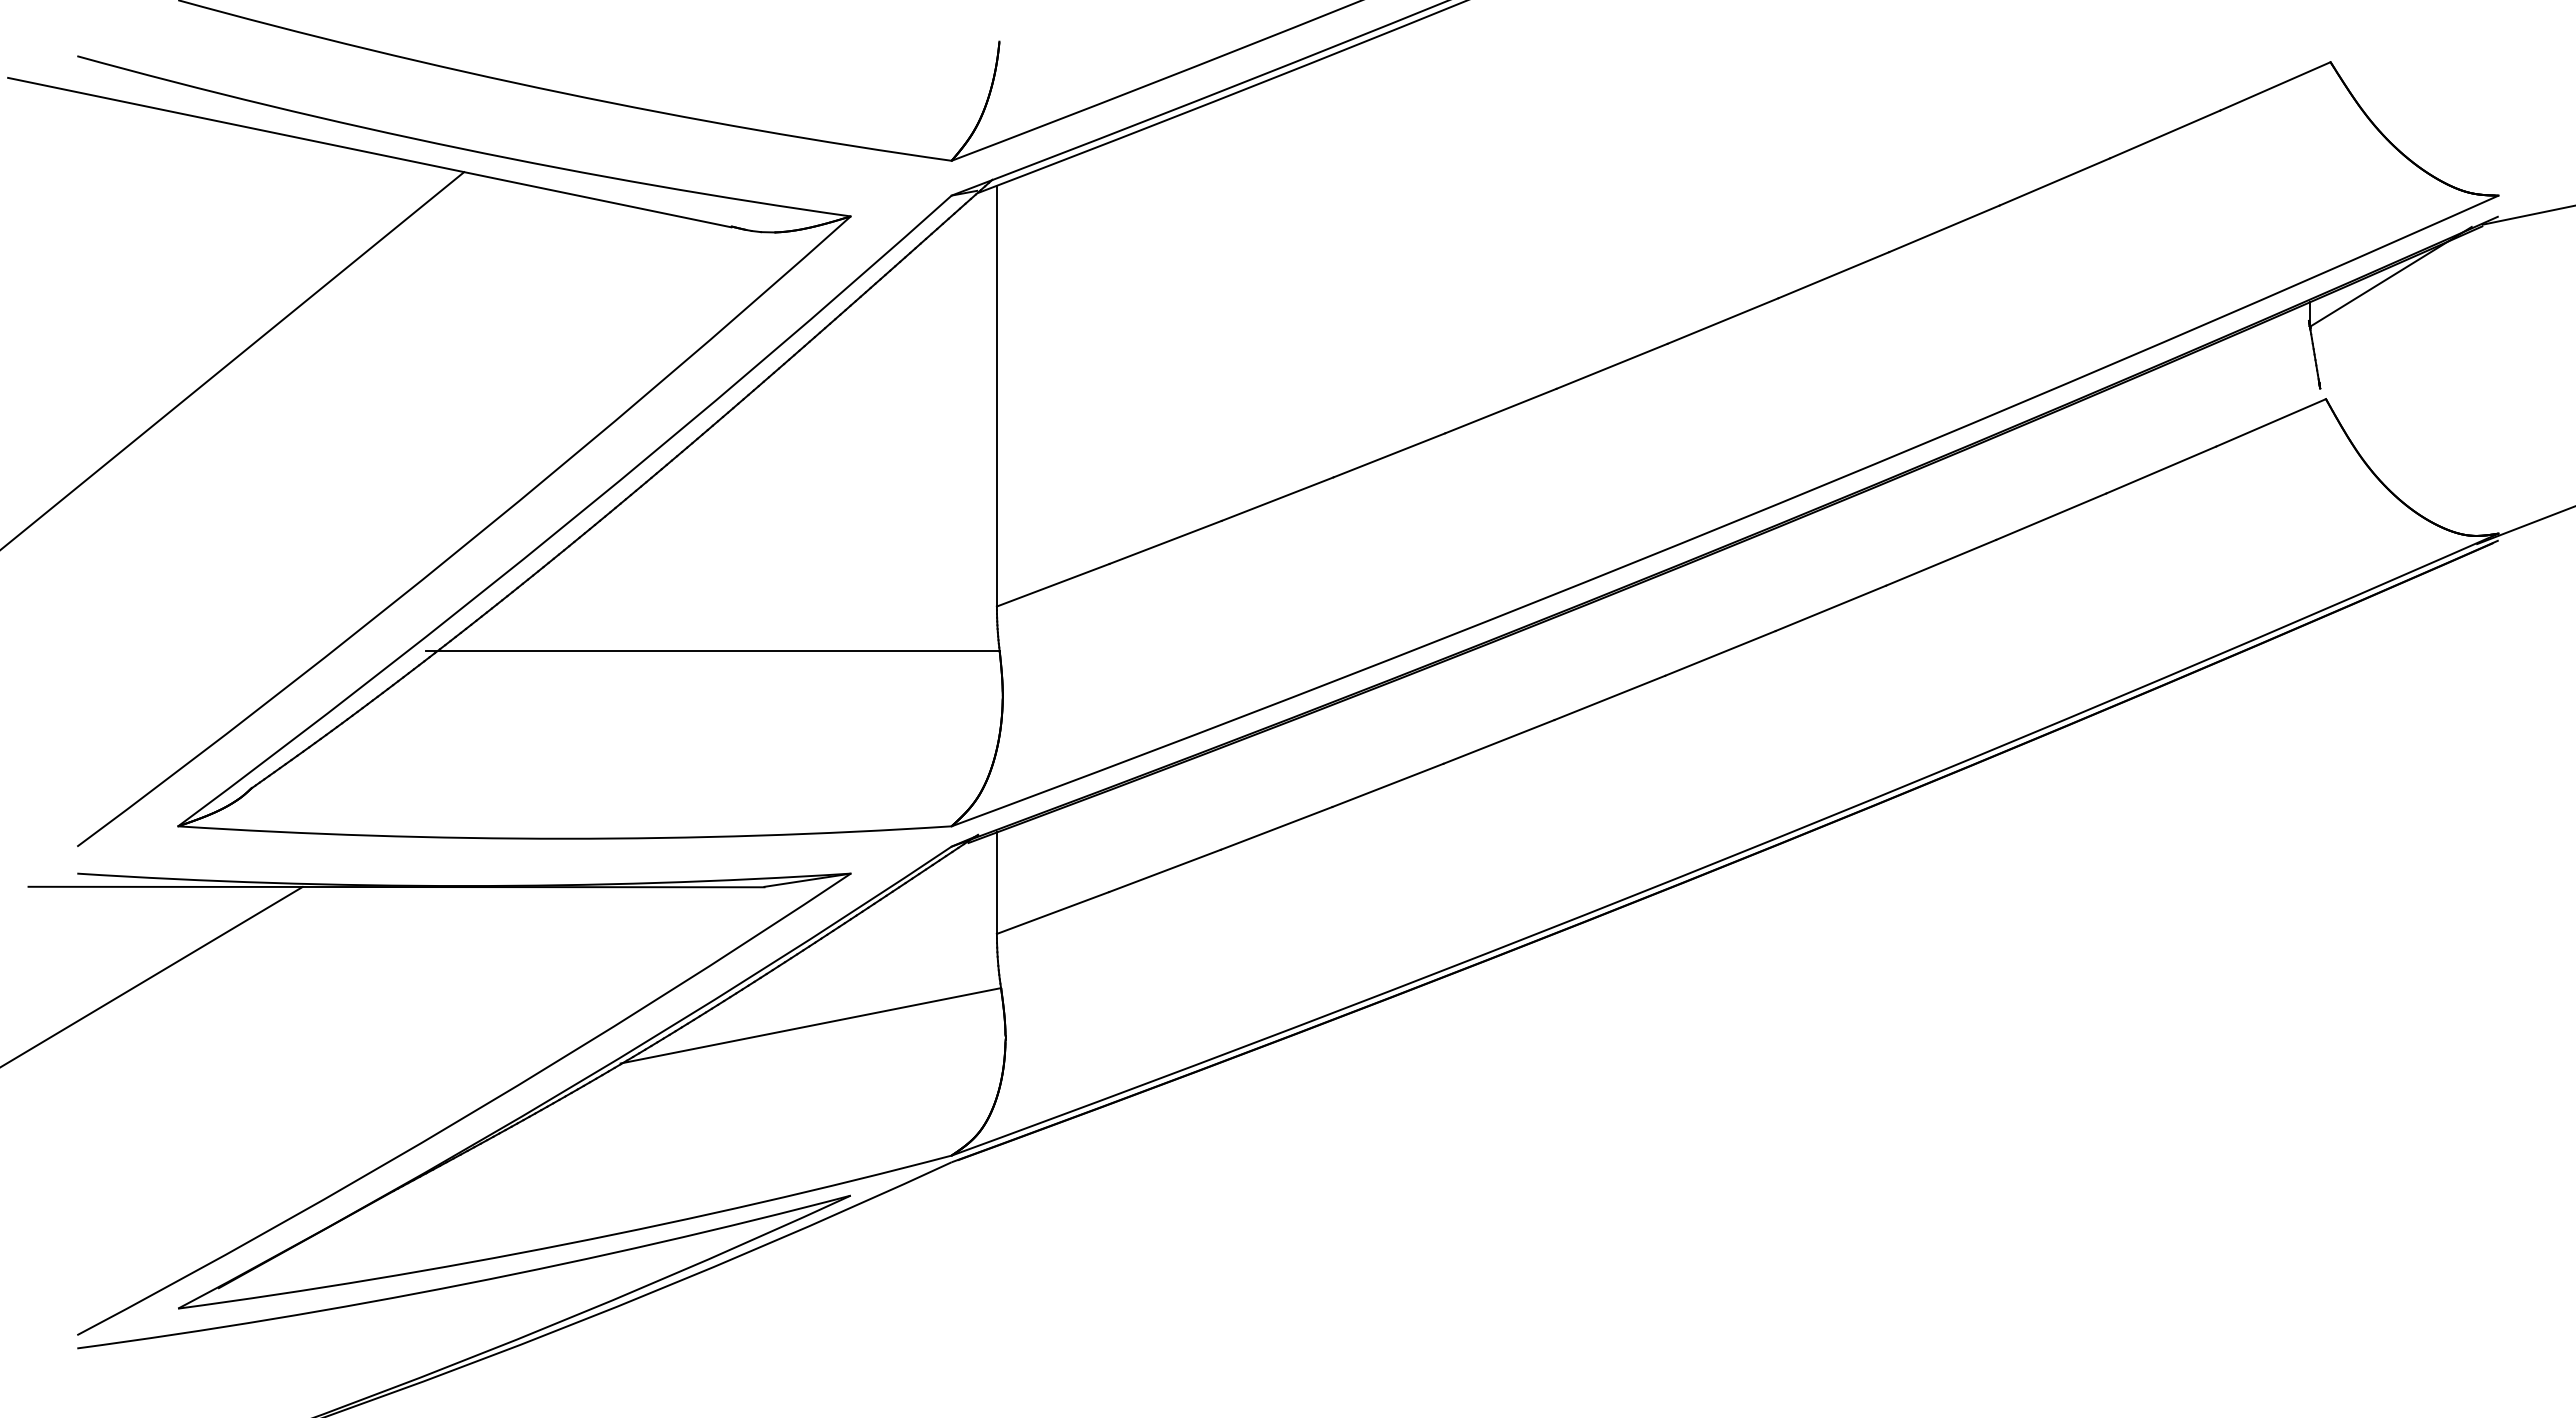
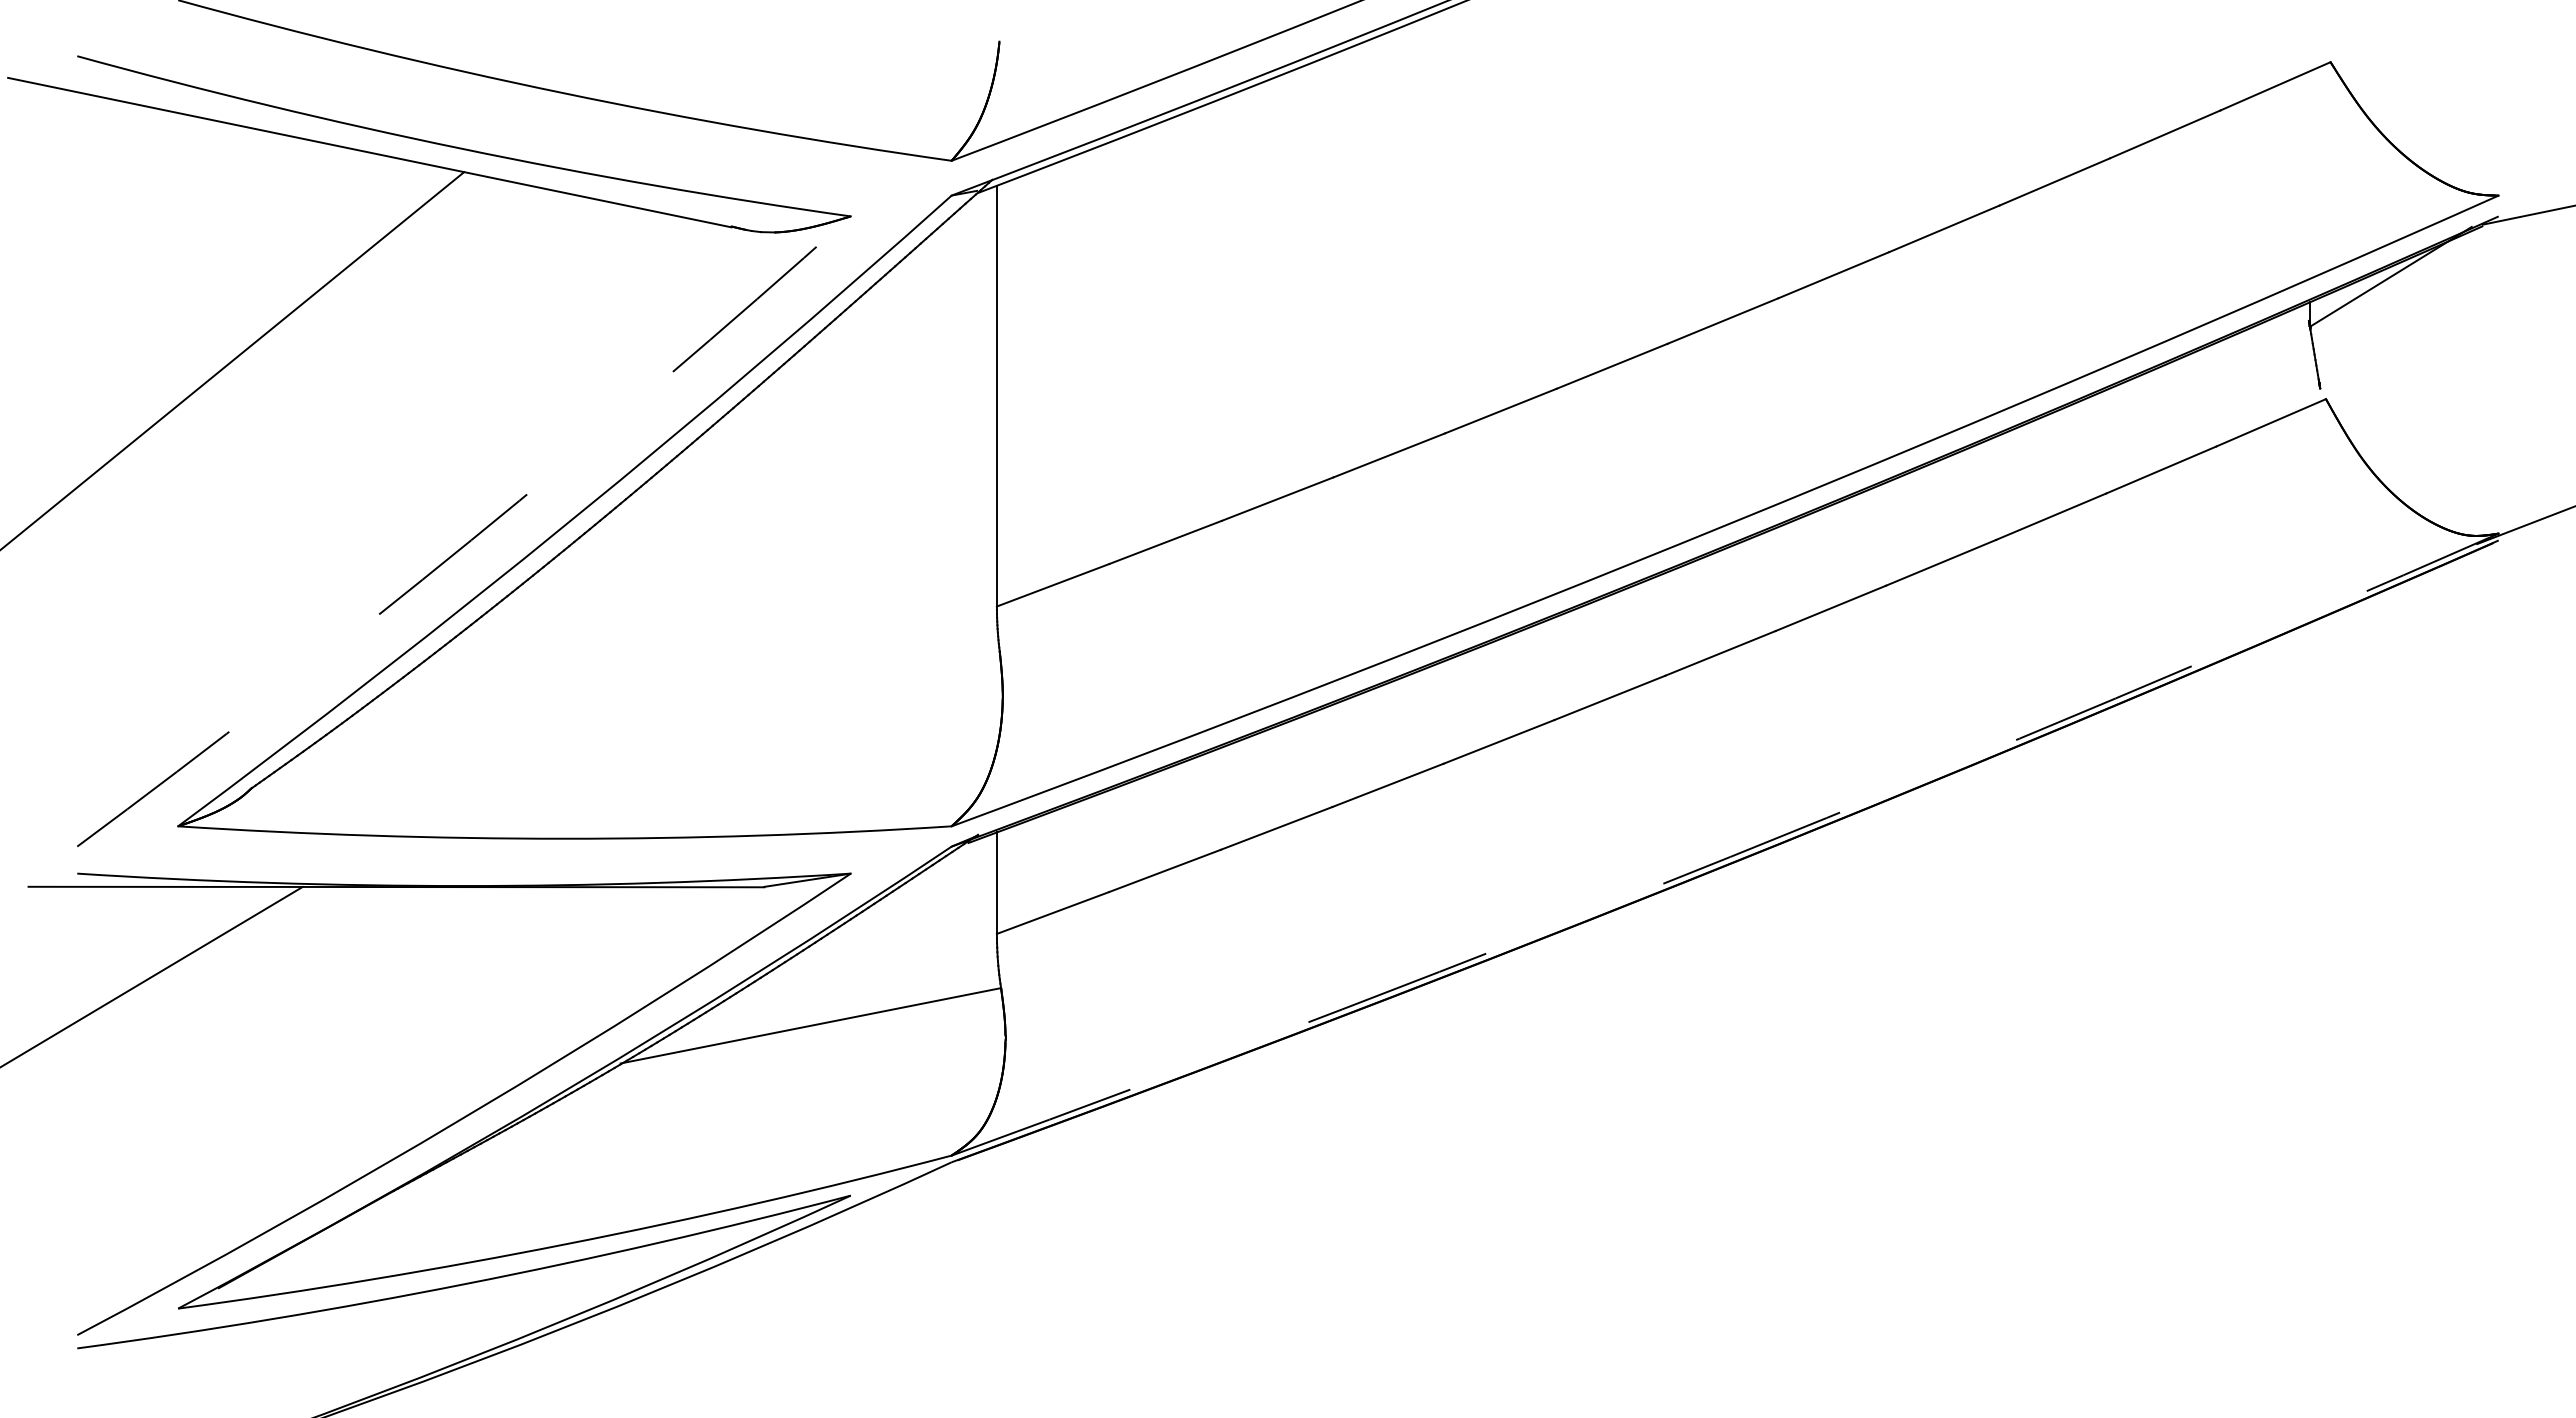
arc: solid -> dashed (471, 540)
line: present -> none (712, 651)
arc: solid -> dashed (1730, 857)
